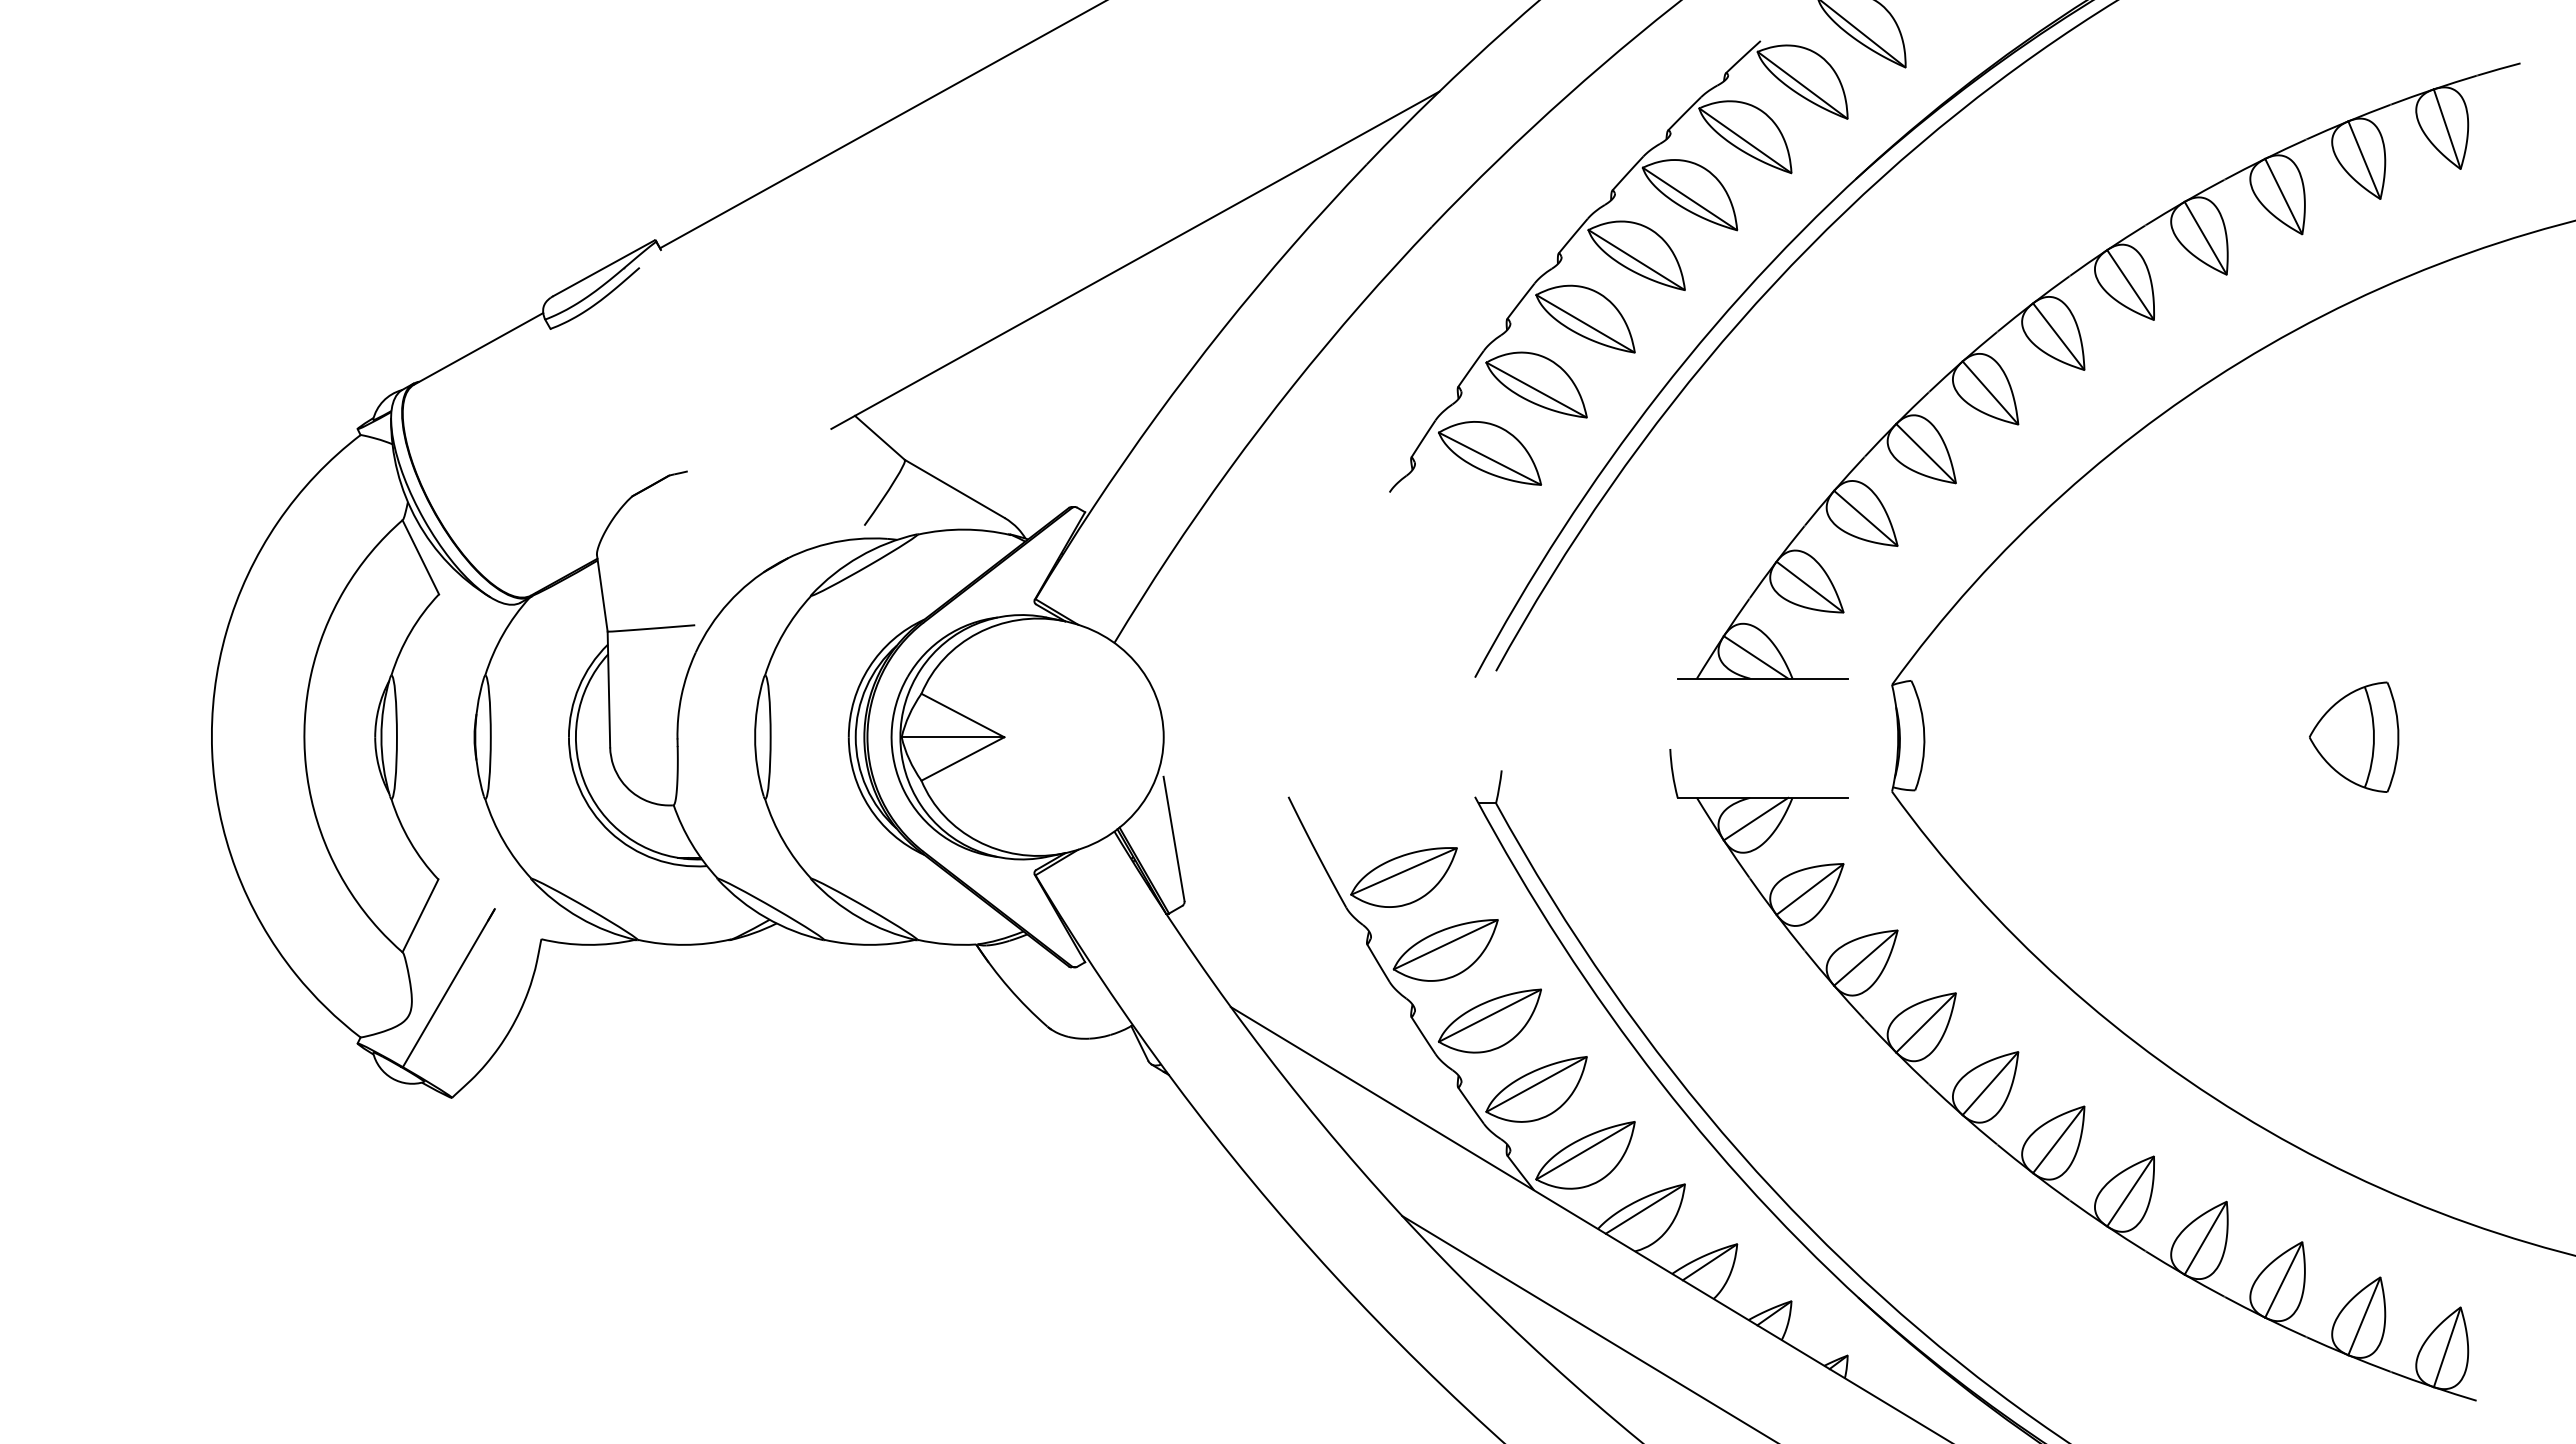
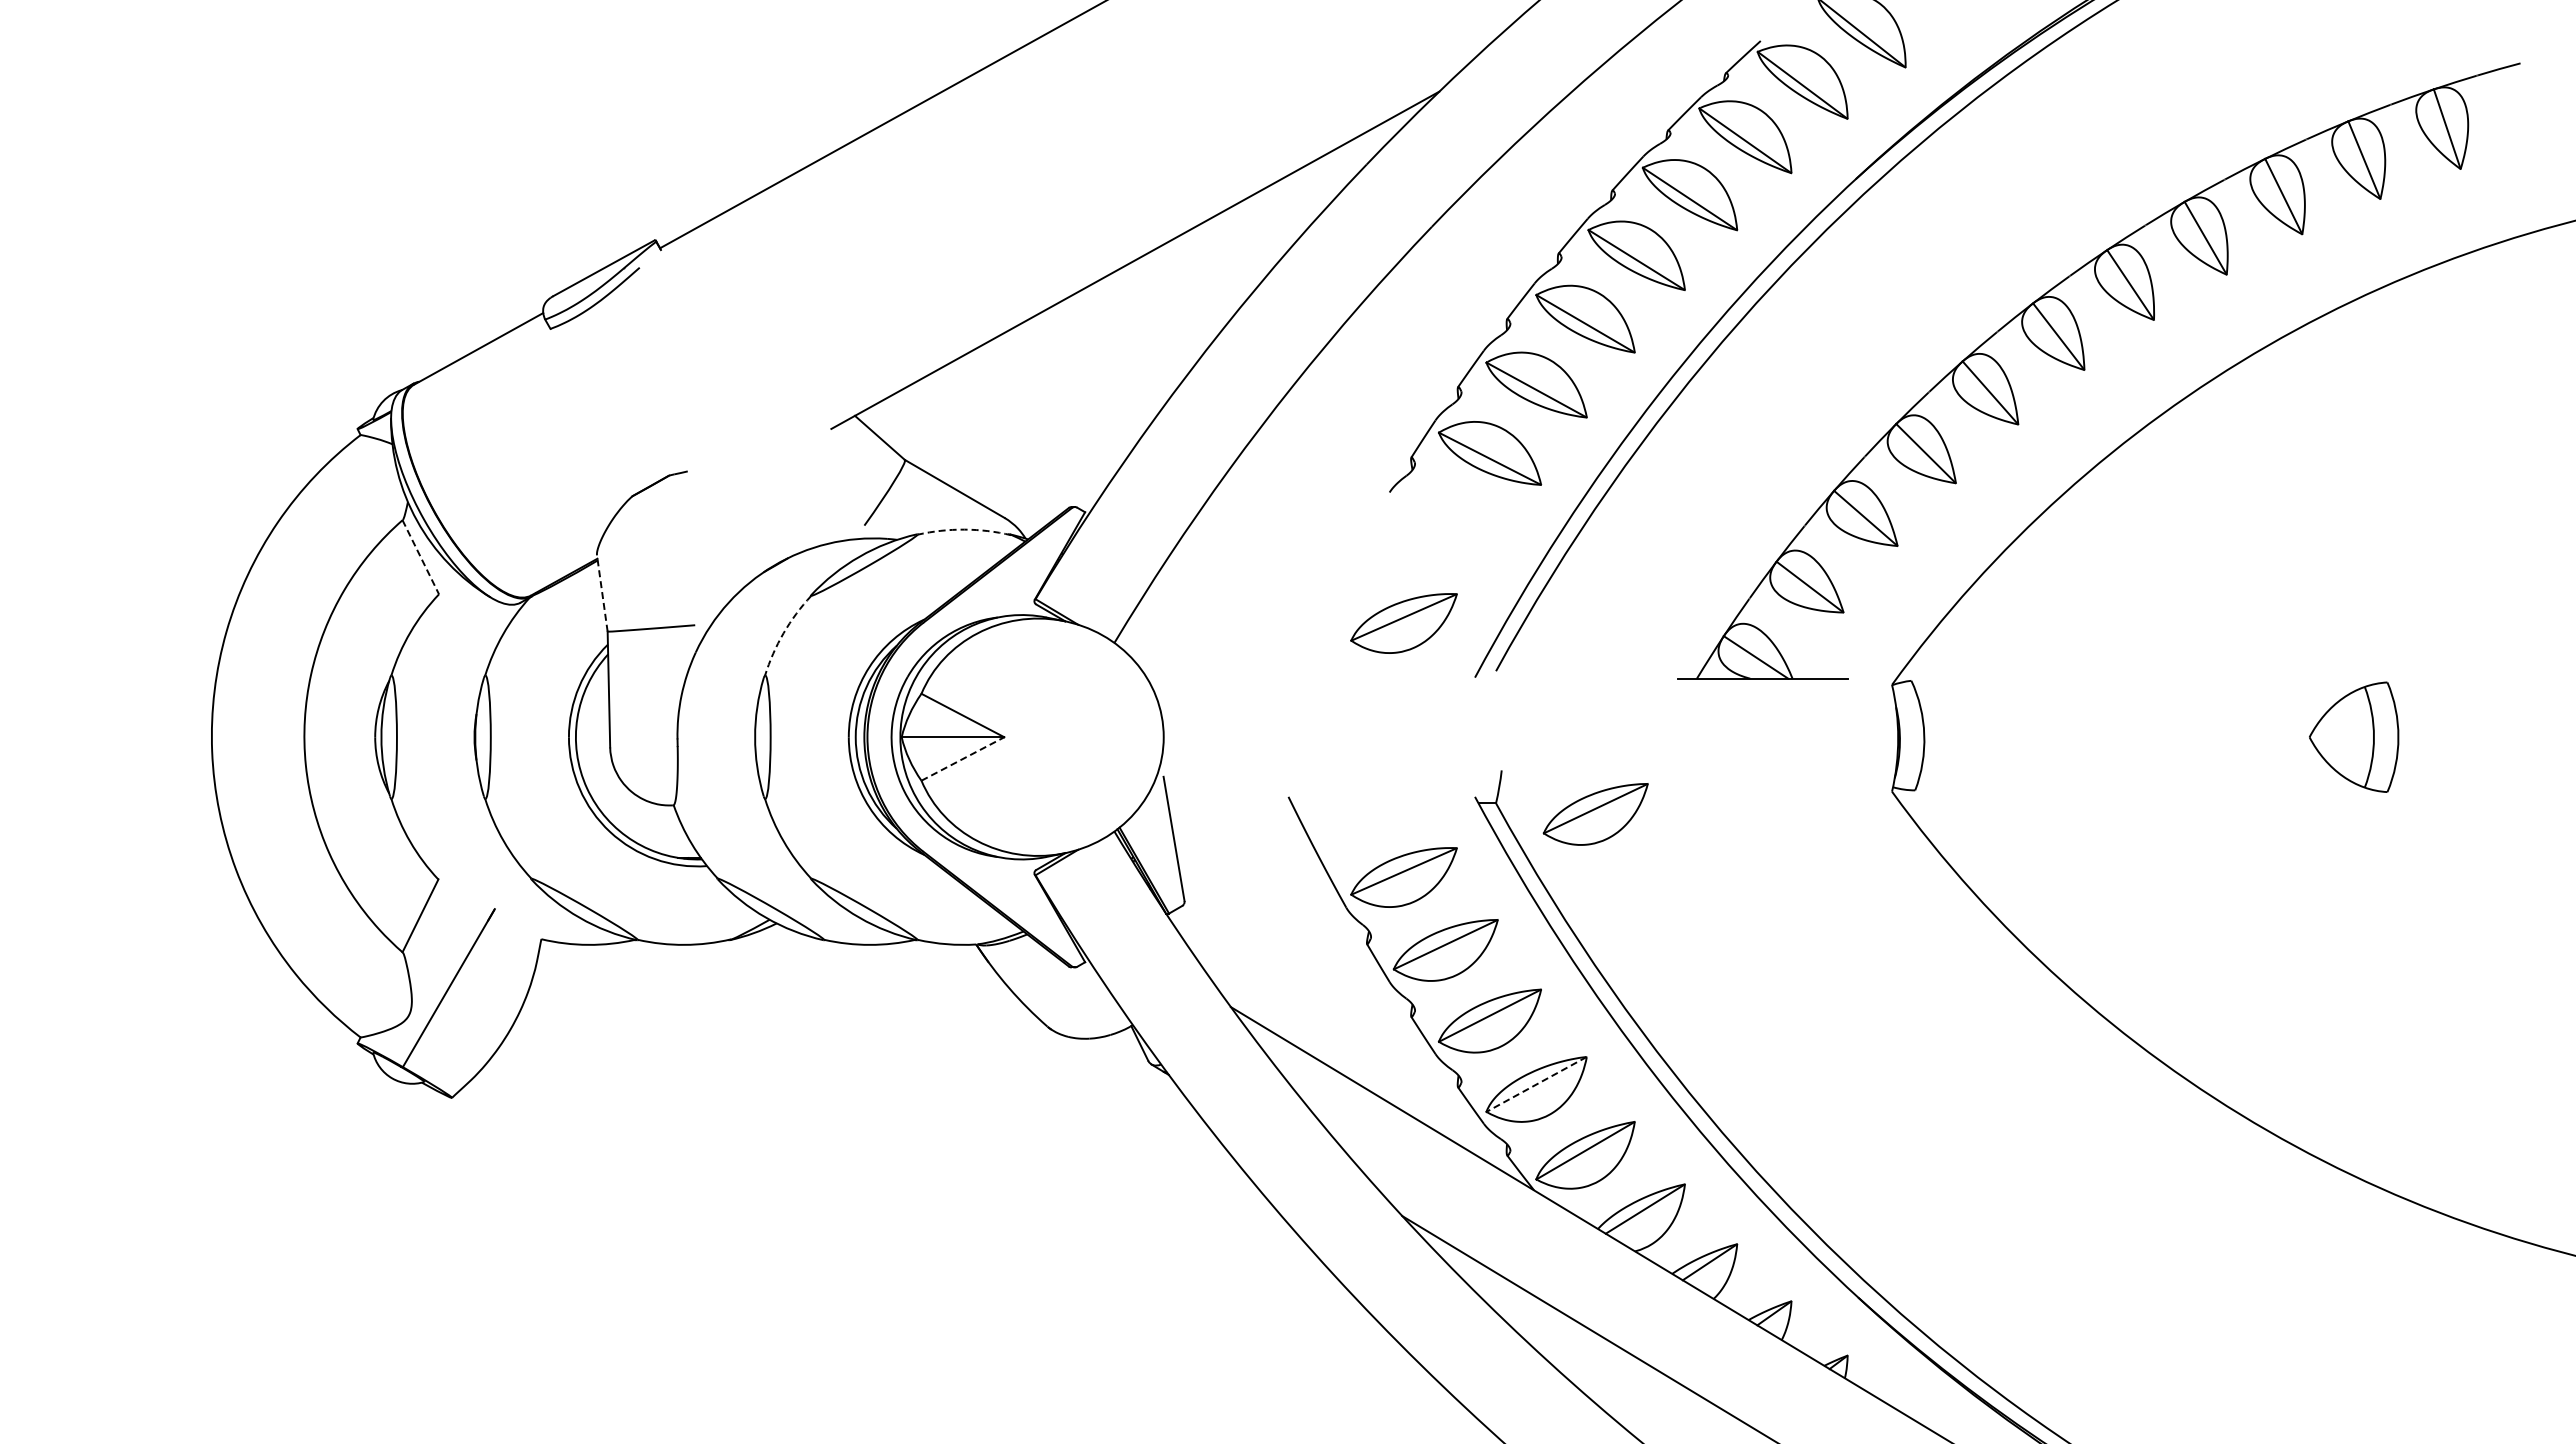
arc: solid -> dashed (964, 529)
line: solid -> dashed (421, 557)
line: solid -> dashed (602, 593)
part: none -> present (1403, 623)
arc: solid -> dashed (783, 633)
line: solid -> dashed (962, 758)
part: none -> present (1595, 814)
line: solid -> dashed (1536, 1084)
part: present -> none (2083, 1105)
